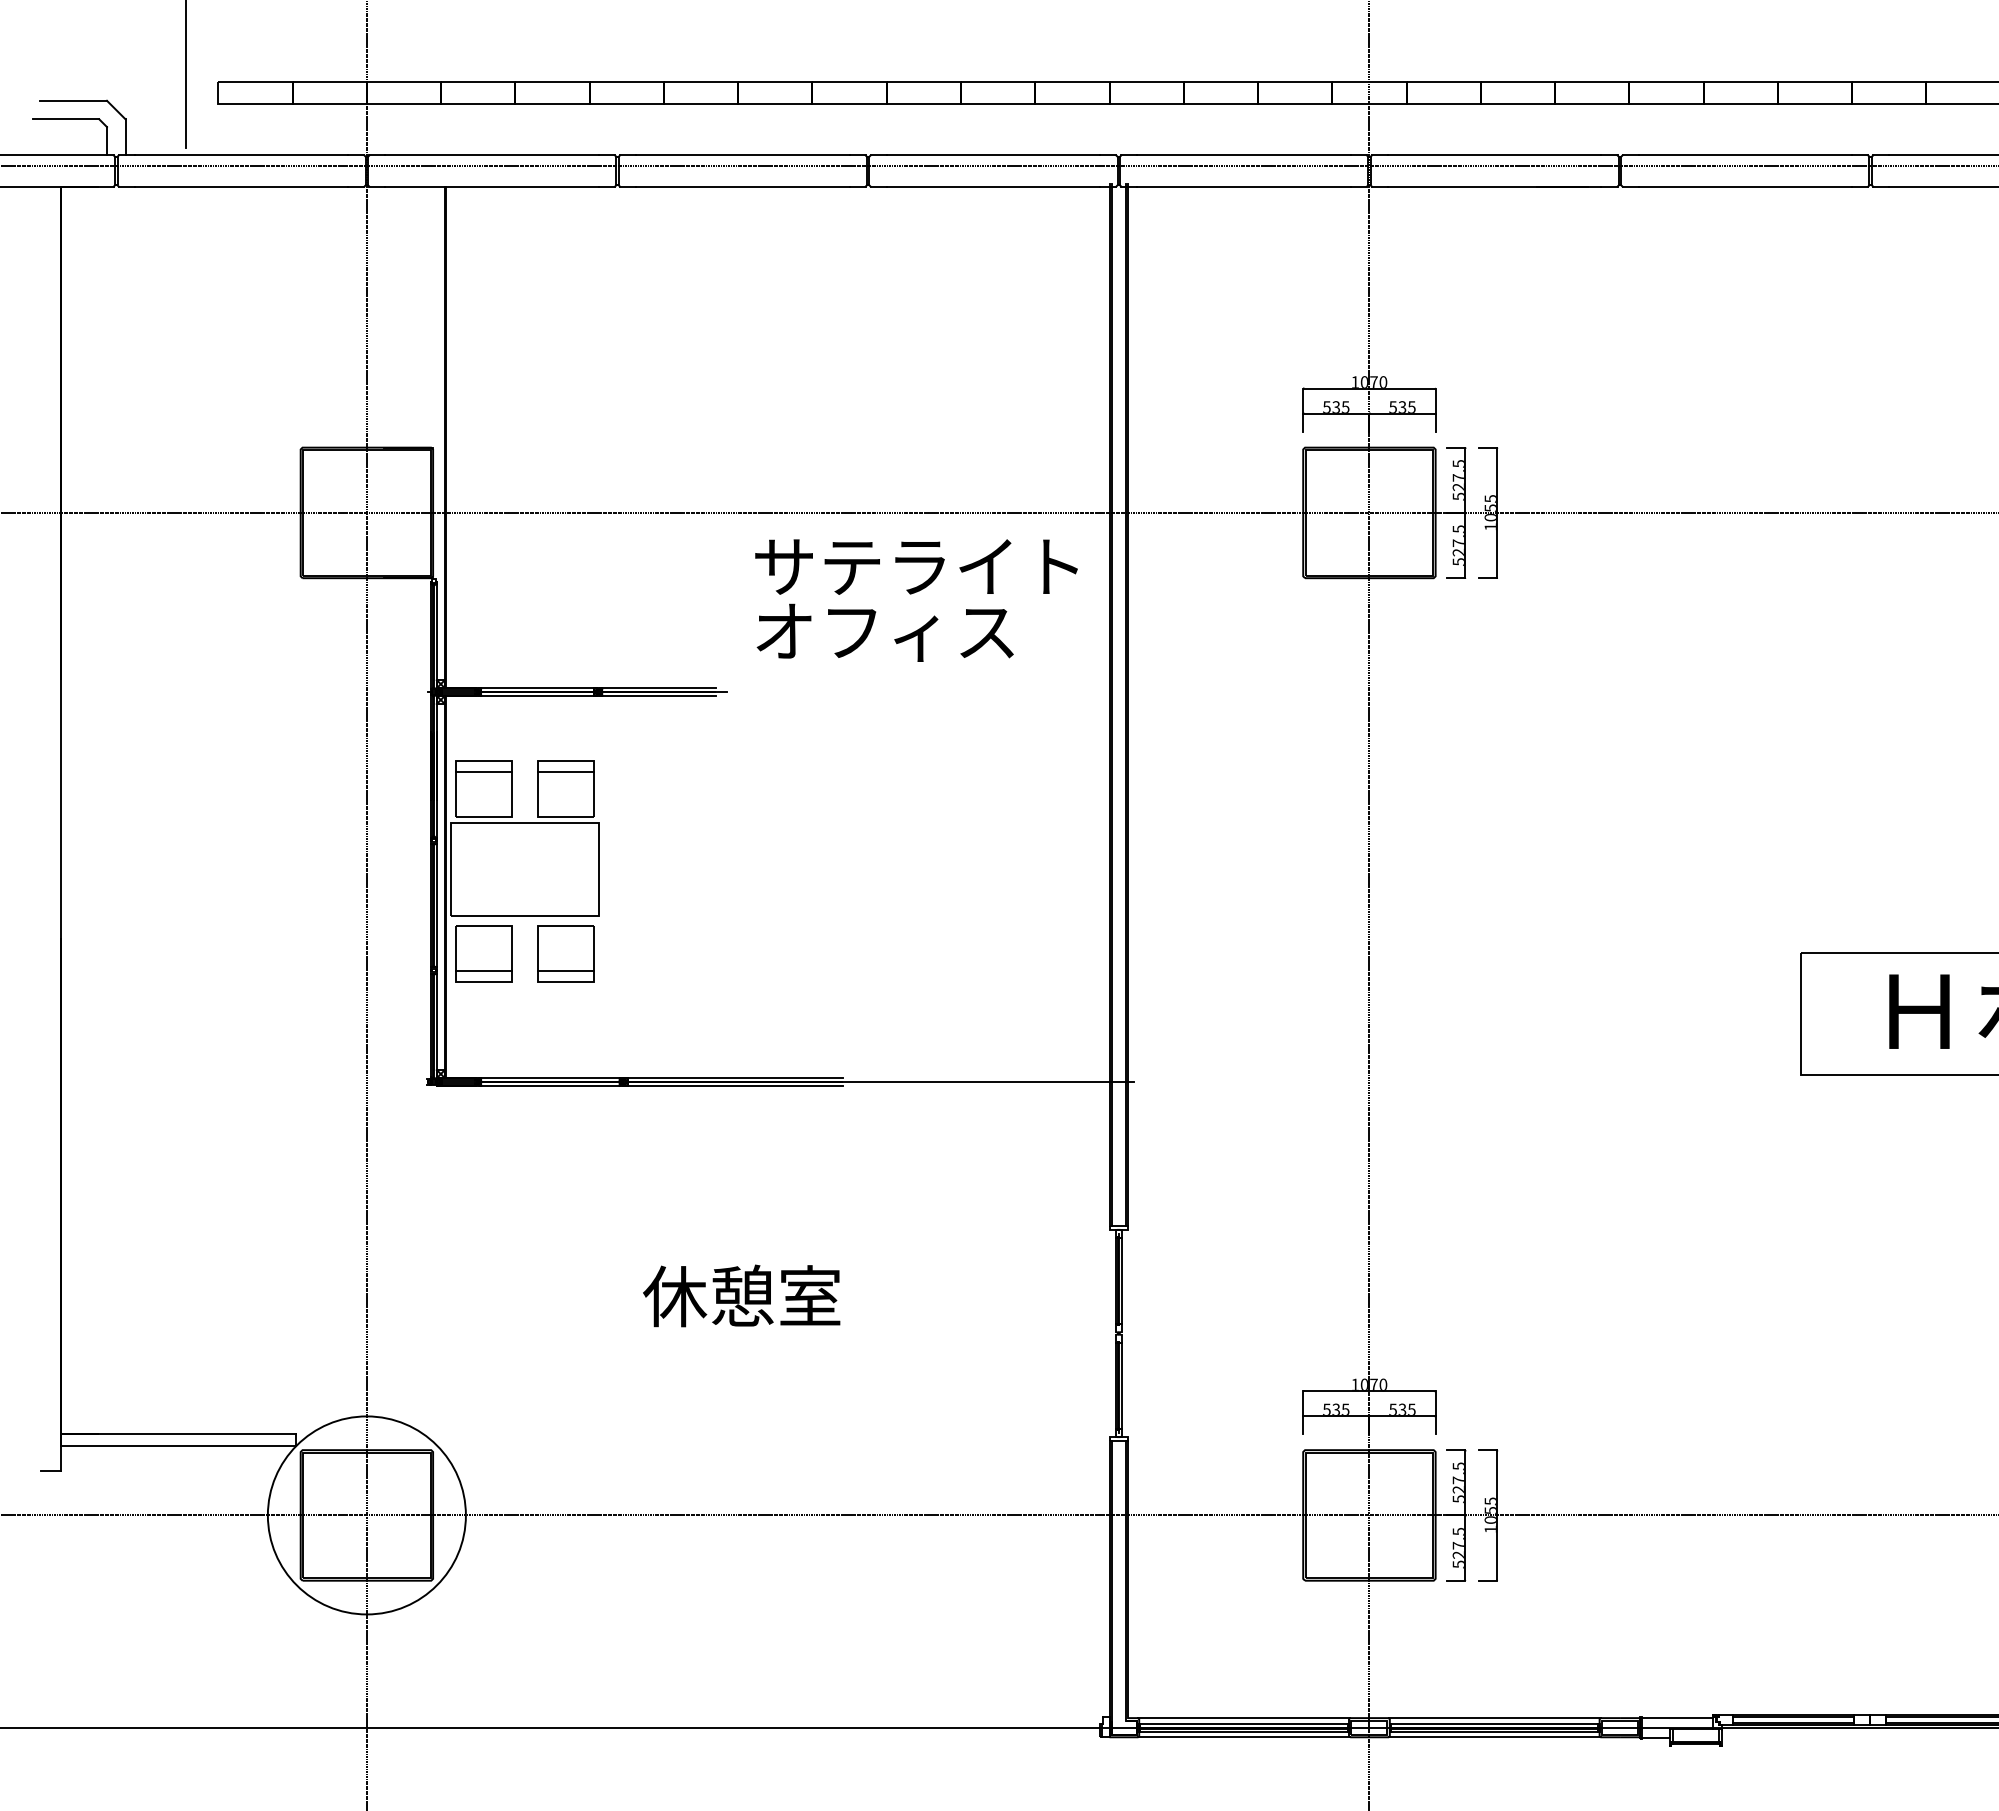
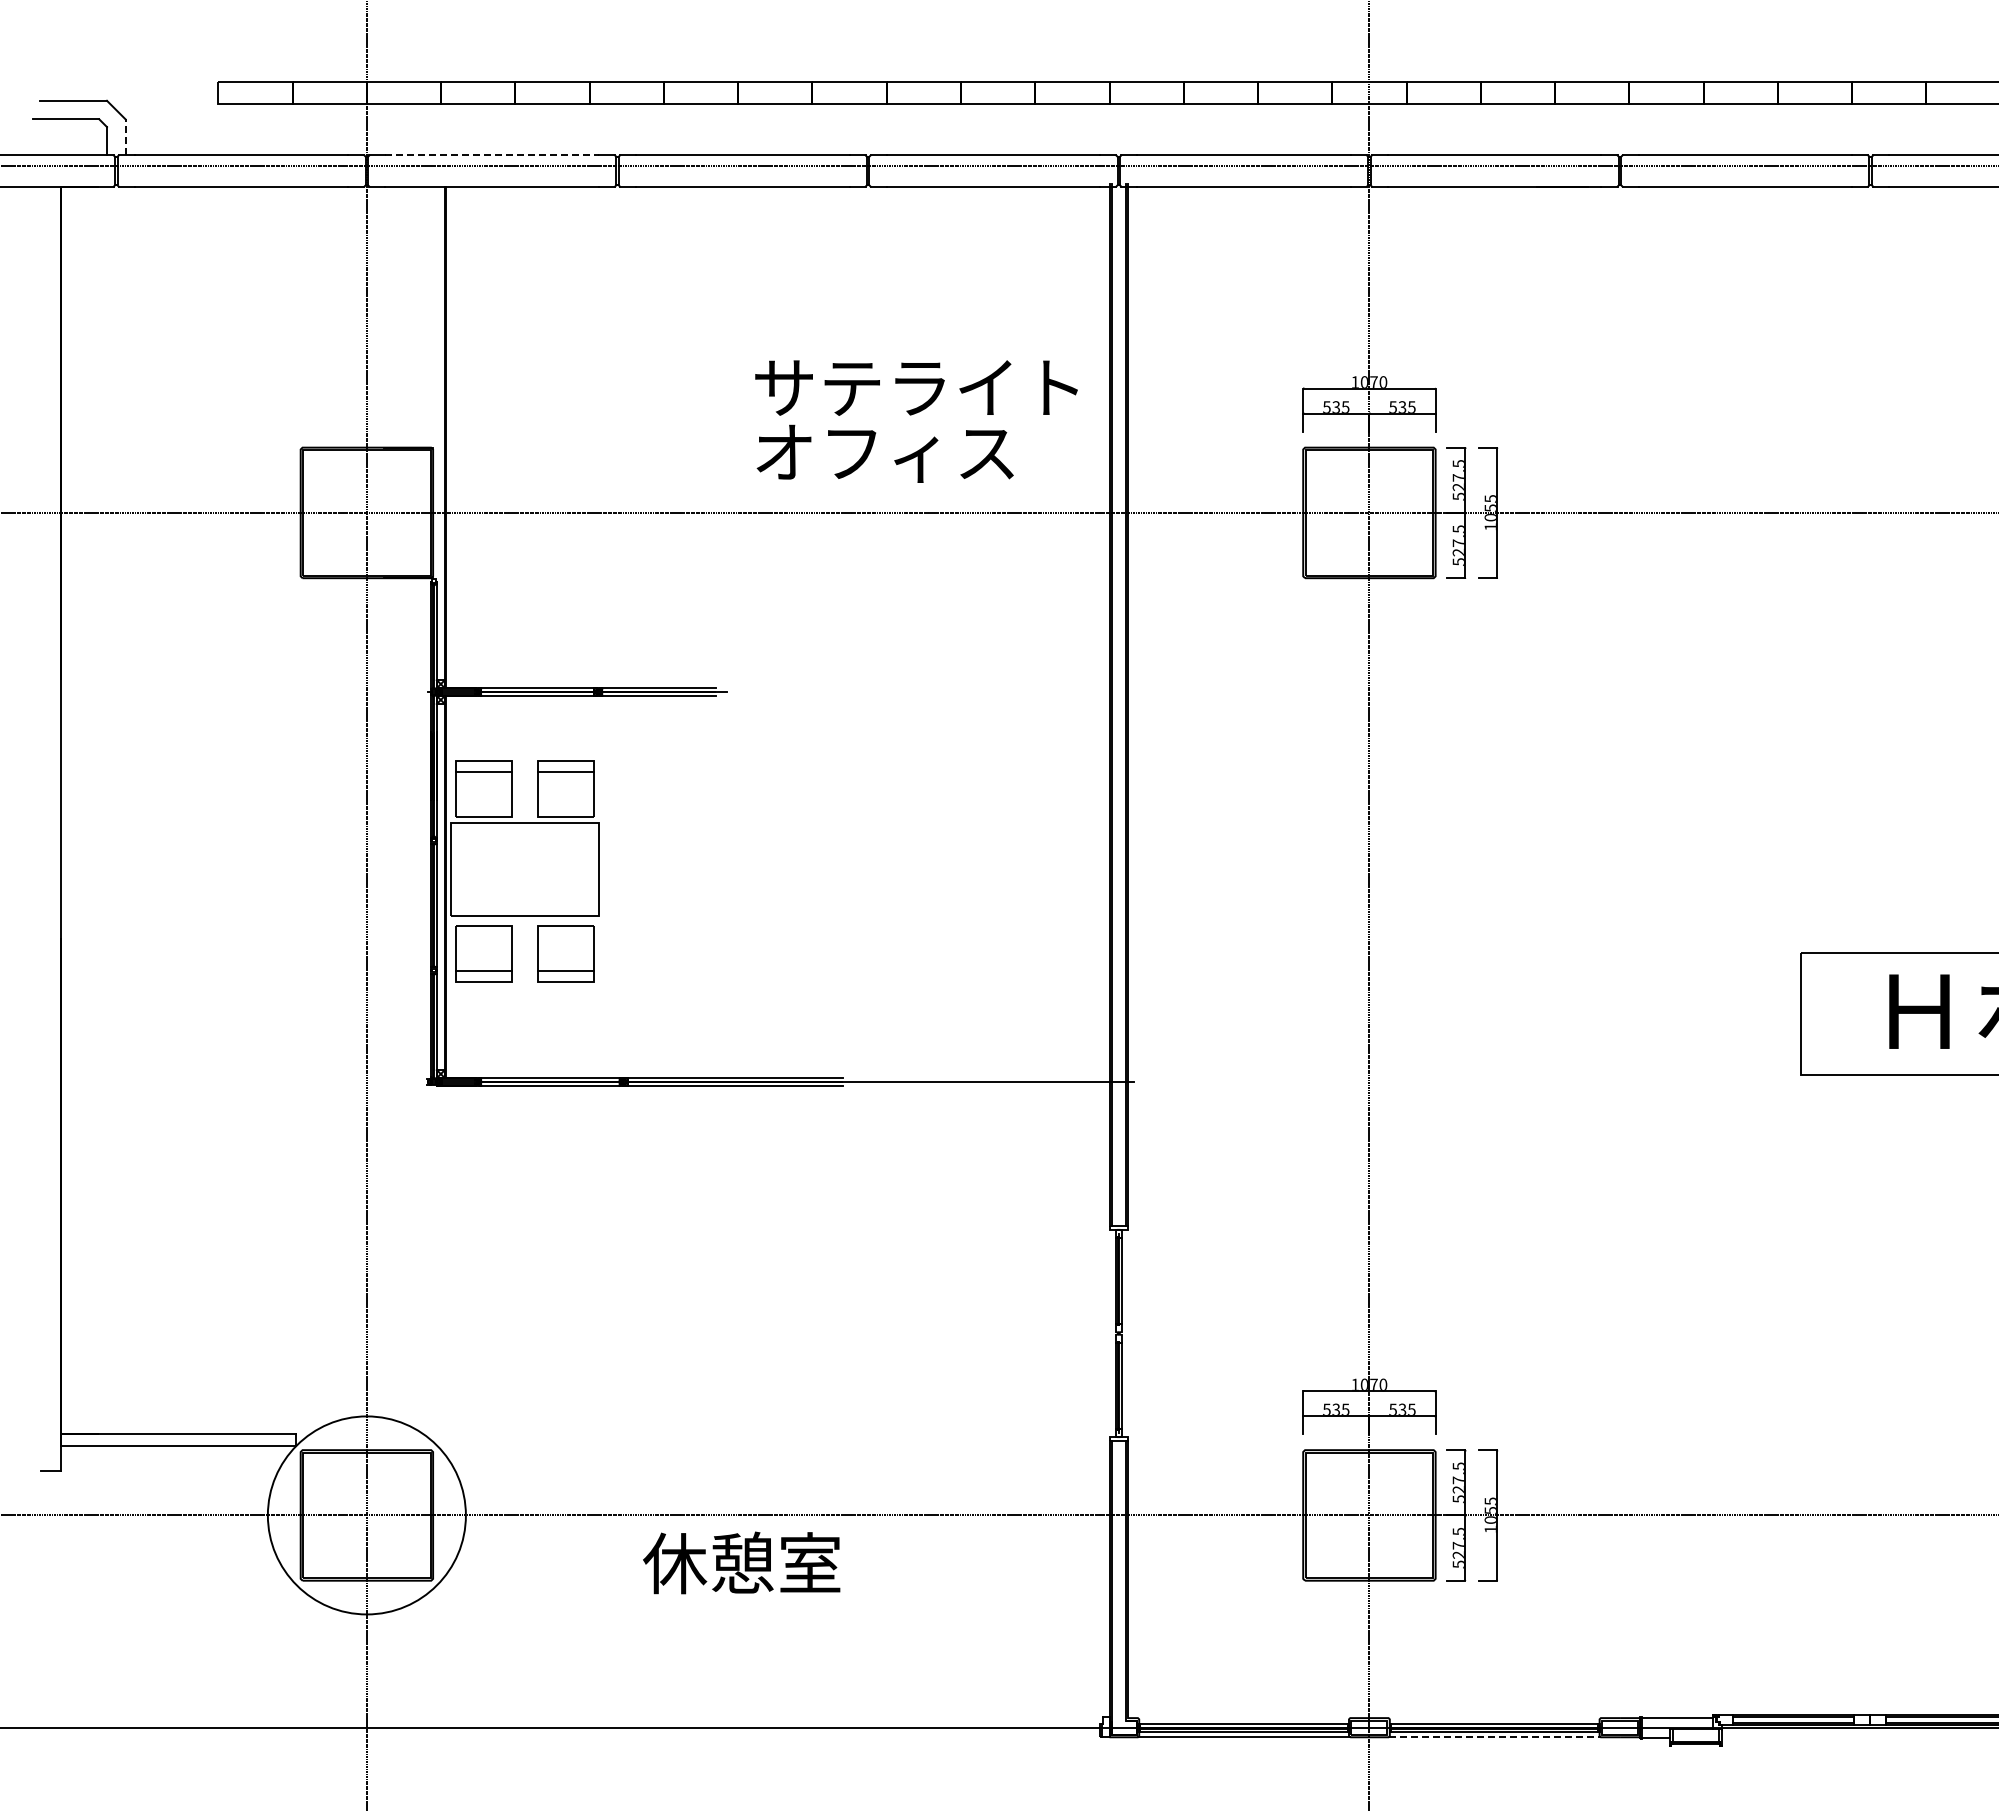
line: present -> none (186, 74)
line: solid -> dashed (125, 136)
line: solid -> dashed (492, 155)
text position: (916, 600) -> (916, 421) (916, 421)
text position: (741, 1295) -> (741, 1562) (741, 1562)
line: present -> none (1243, 1718)
line: present -> none (1494, 1718)
line: solid -> dashed (1495, 1737)
